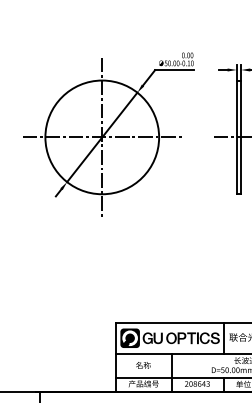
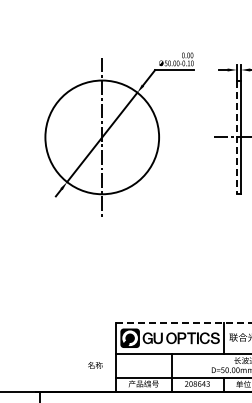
line: present -> none (101, 137)
line: solid -> dashed (236, 137)
line: solid -> dashed (183, 323)
text position: (143, 365) -> (95, 365) (95, 365)
